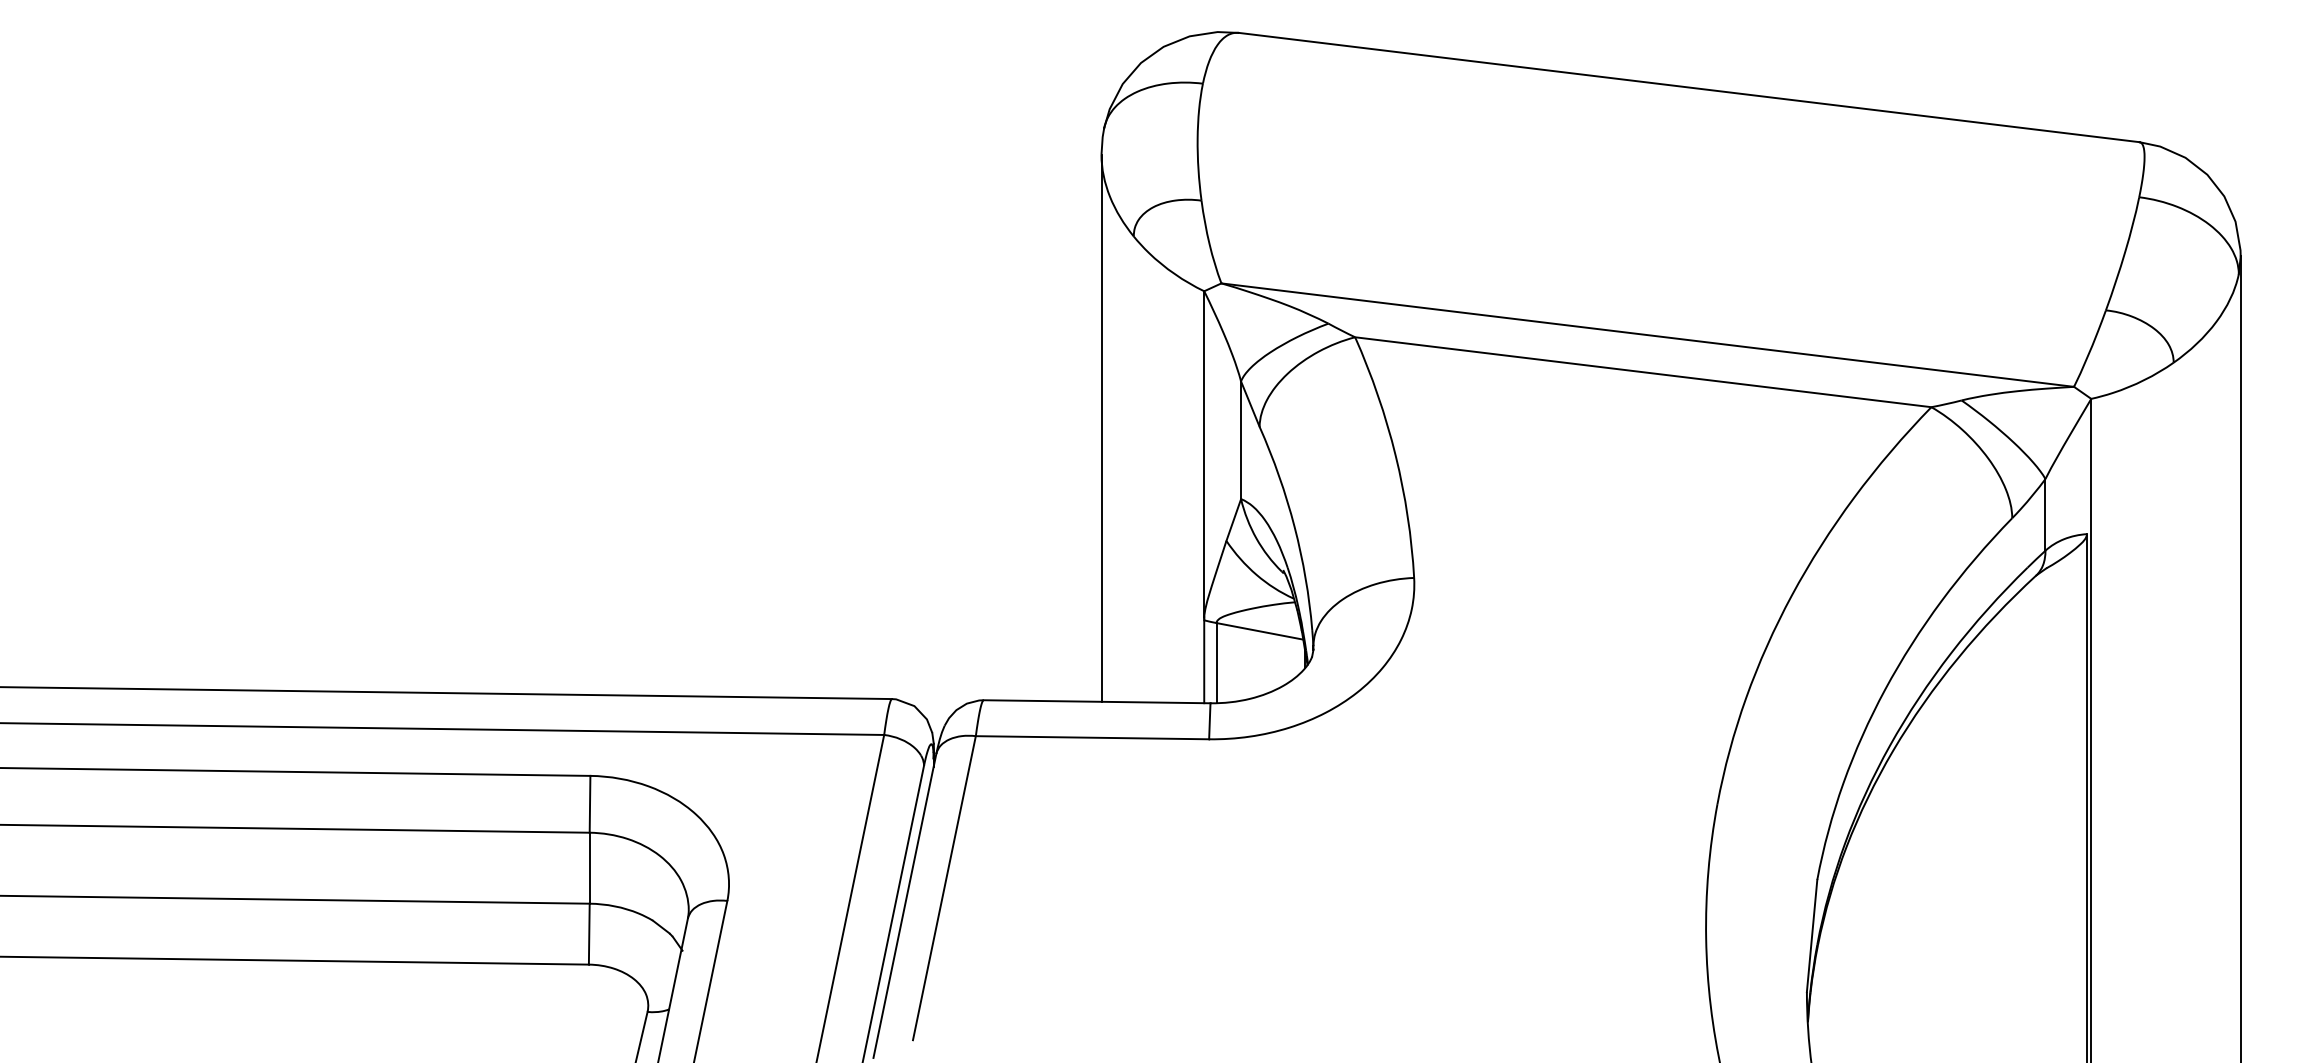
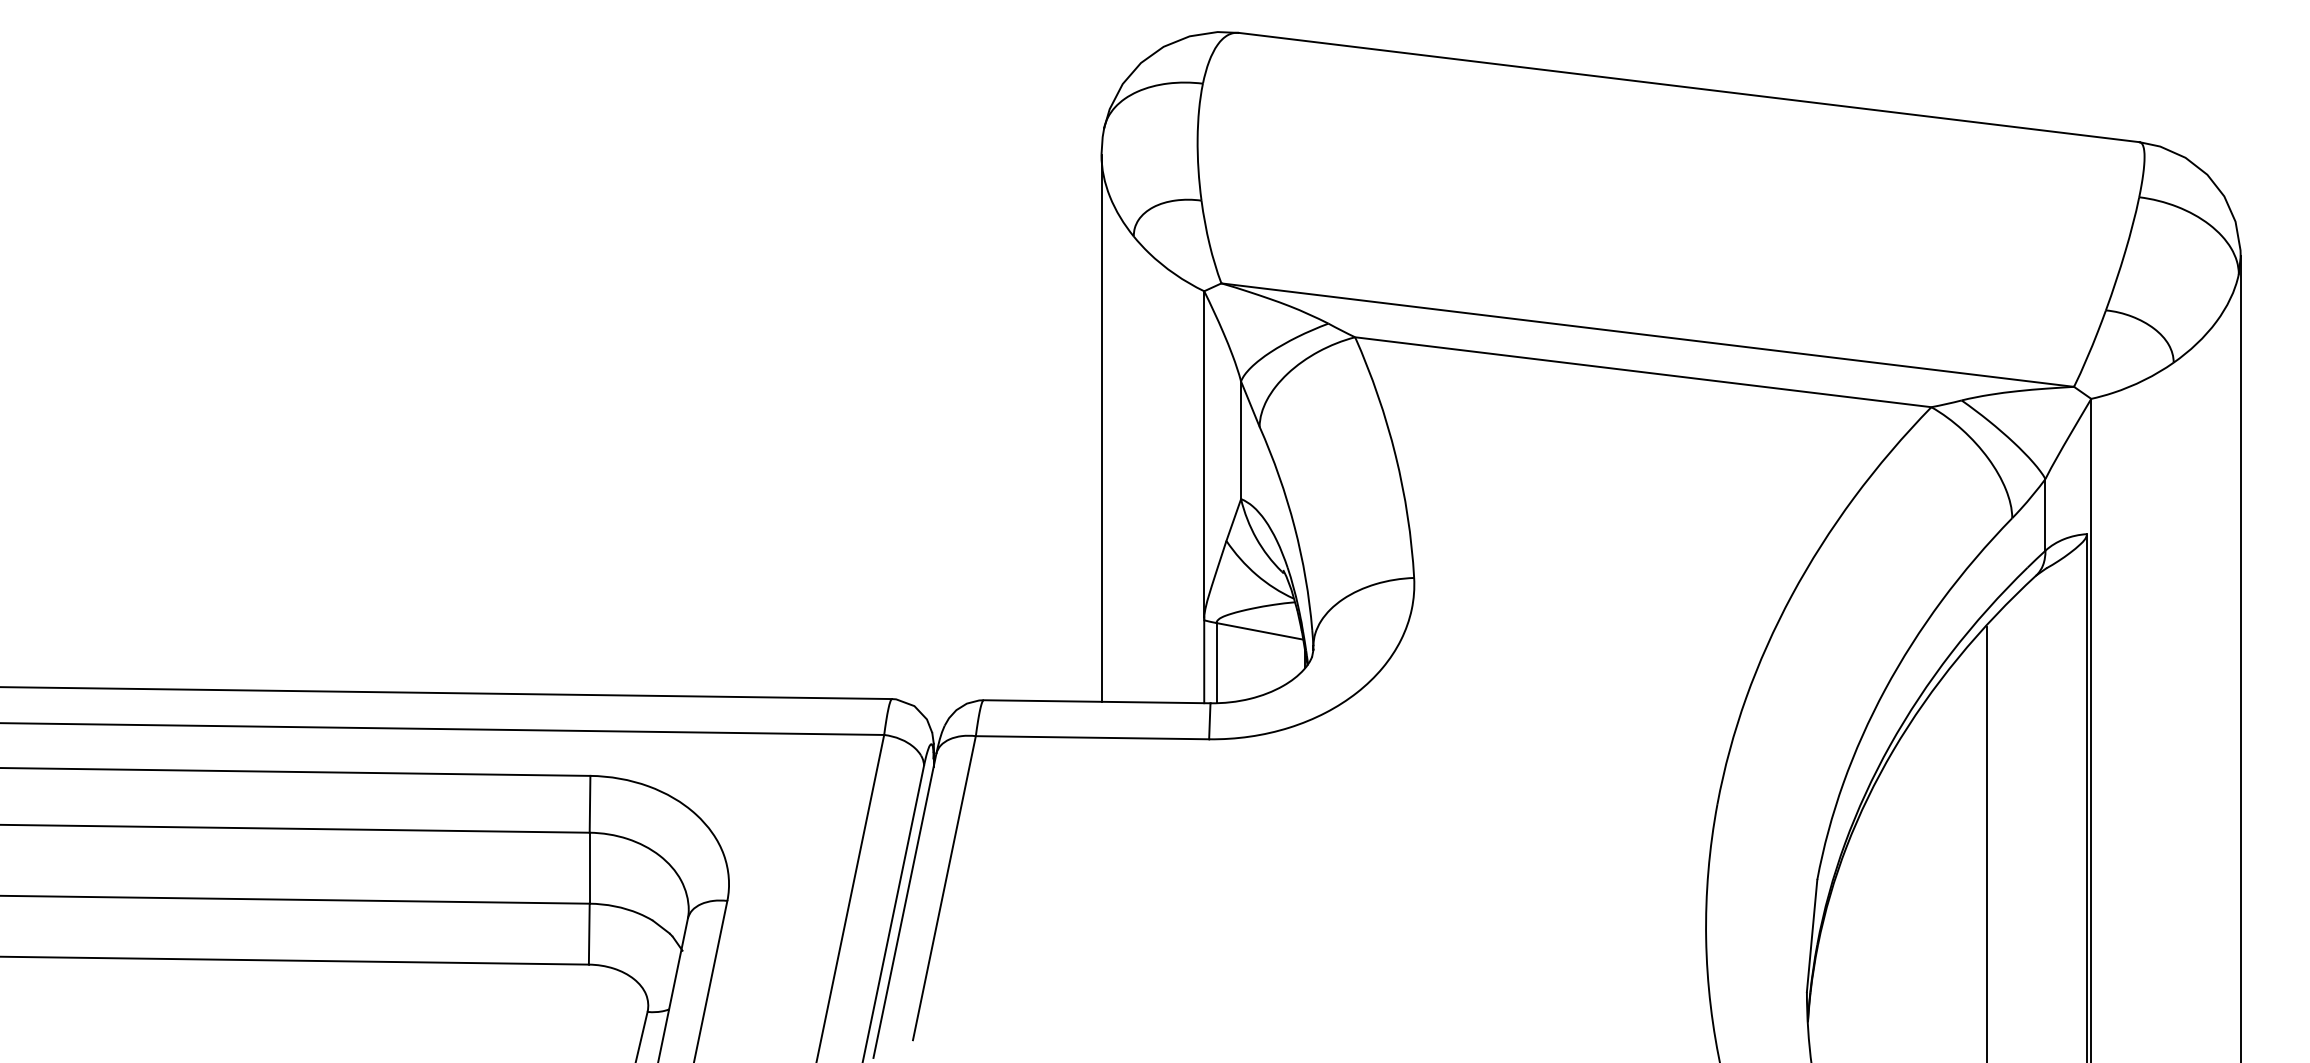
line: none -> present (1987, 843)
